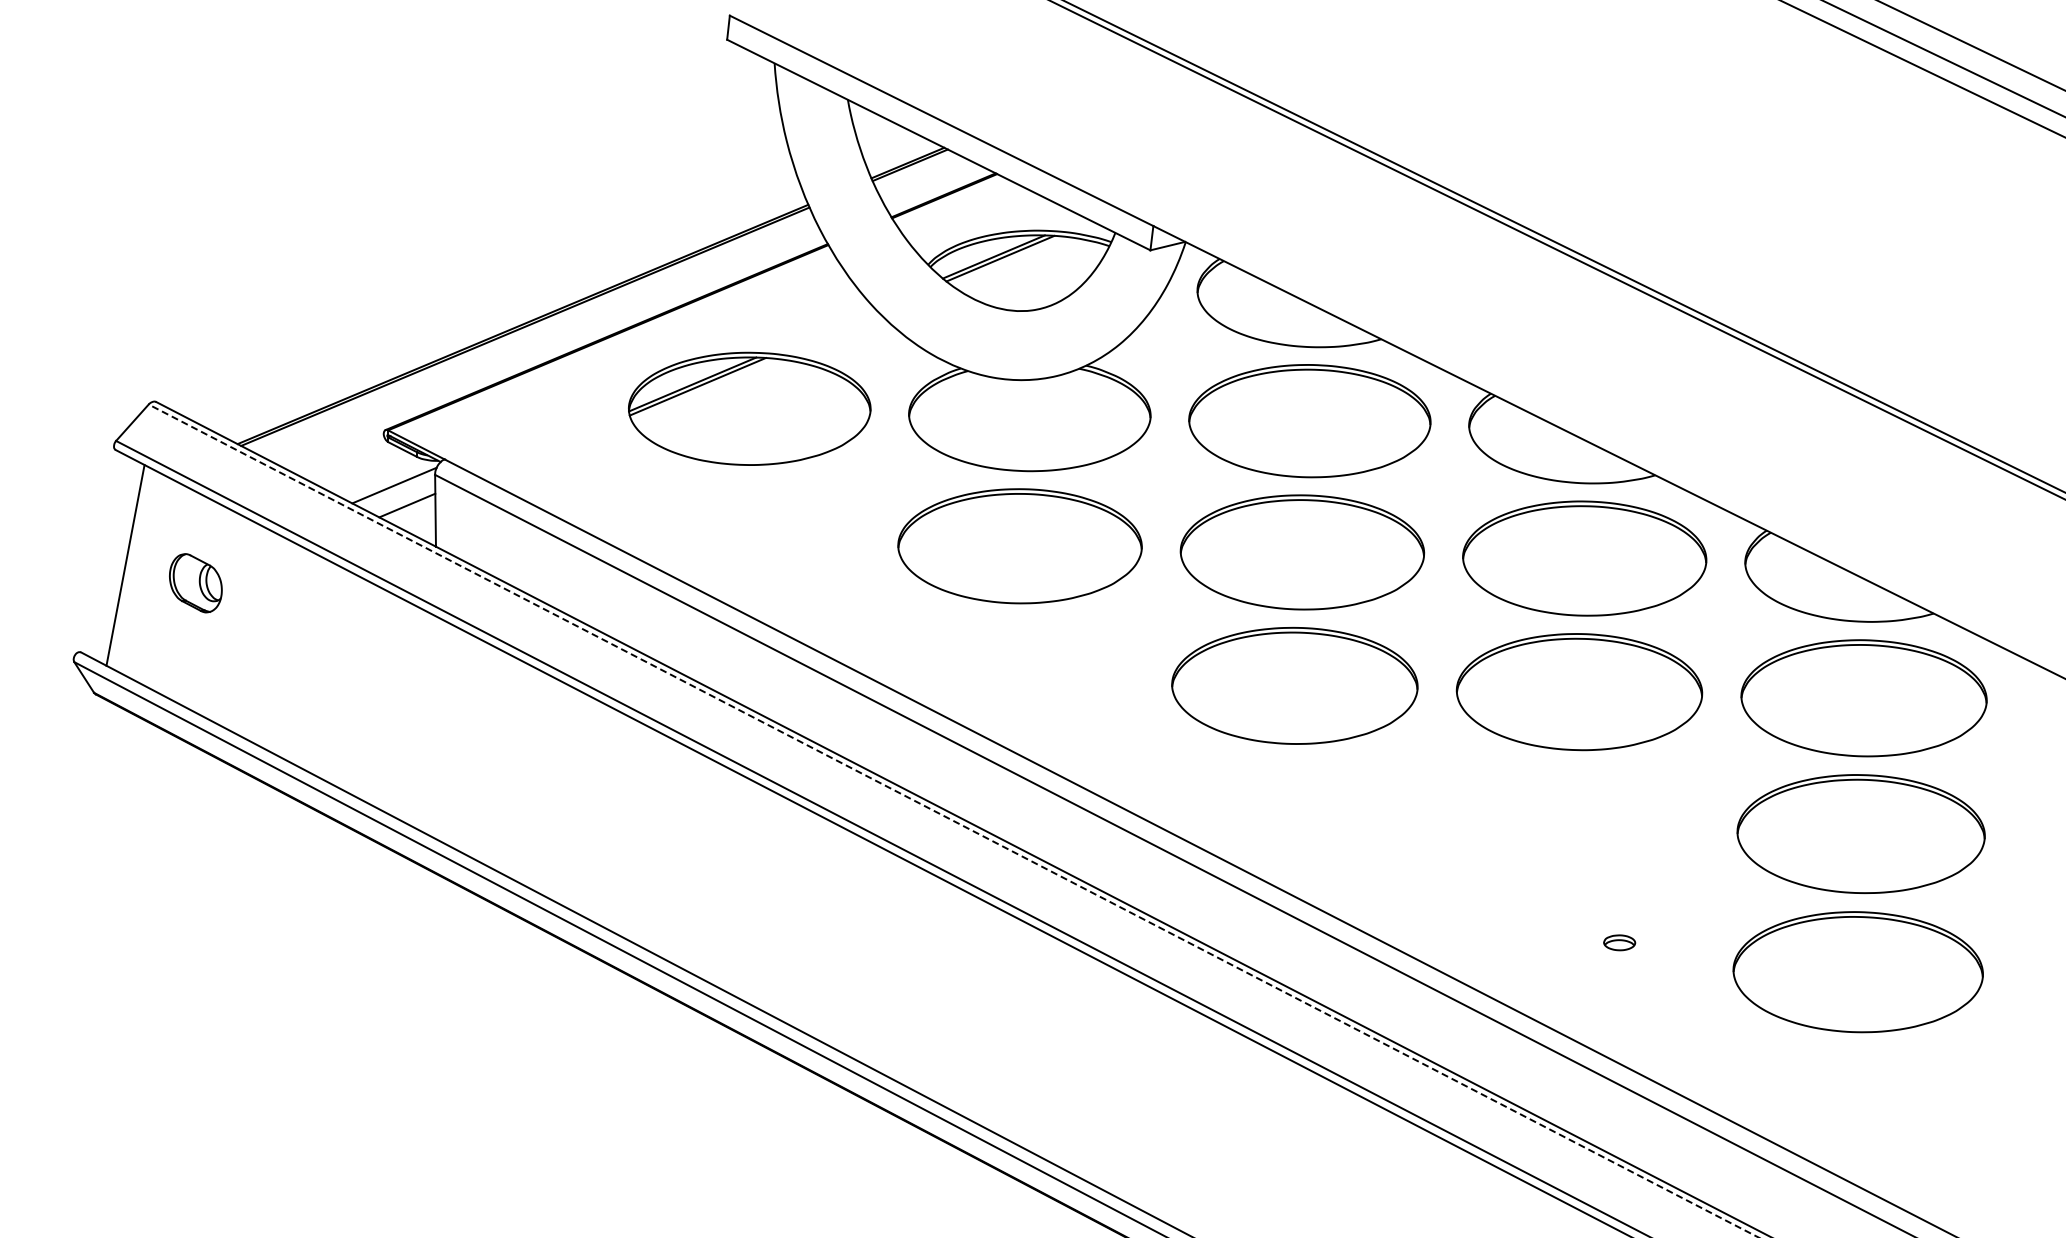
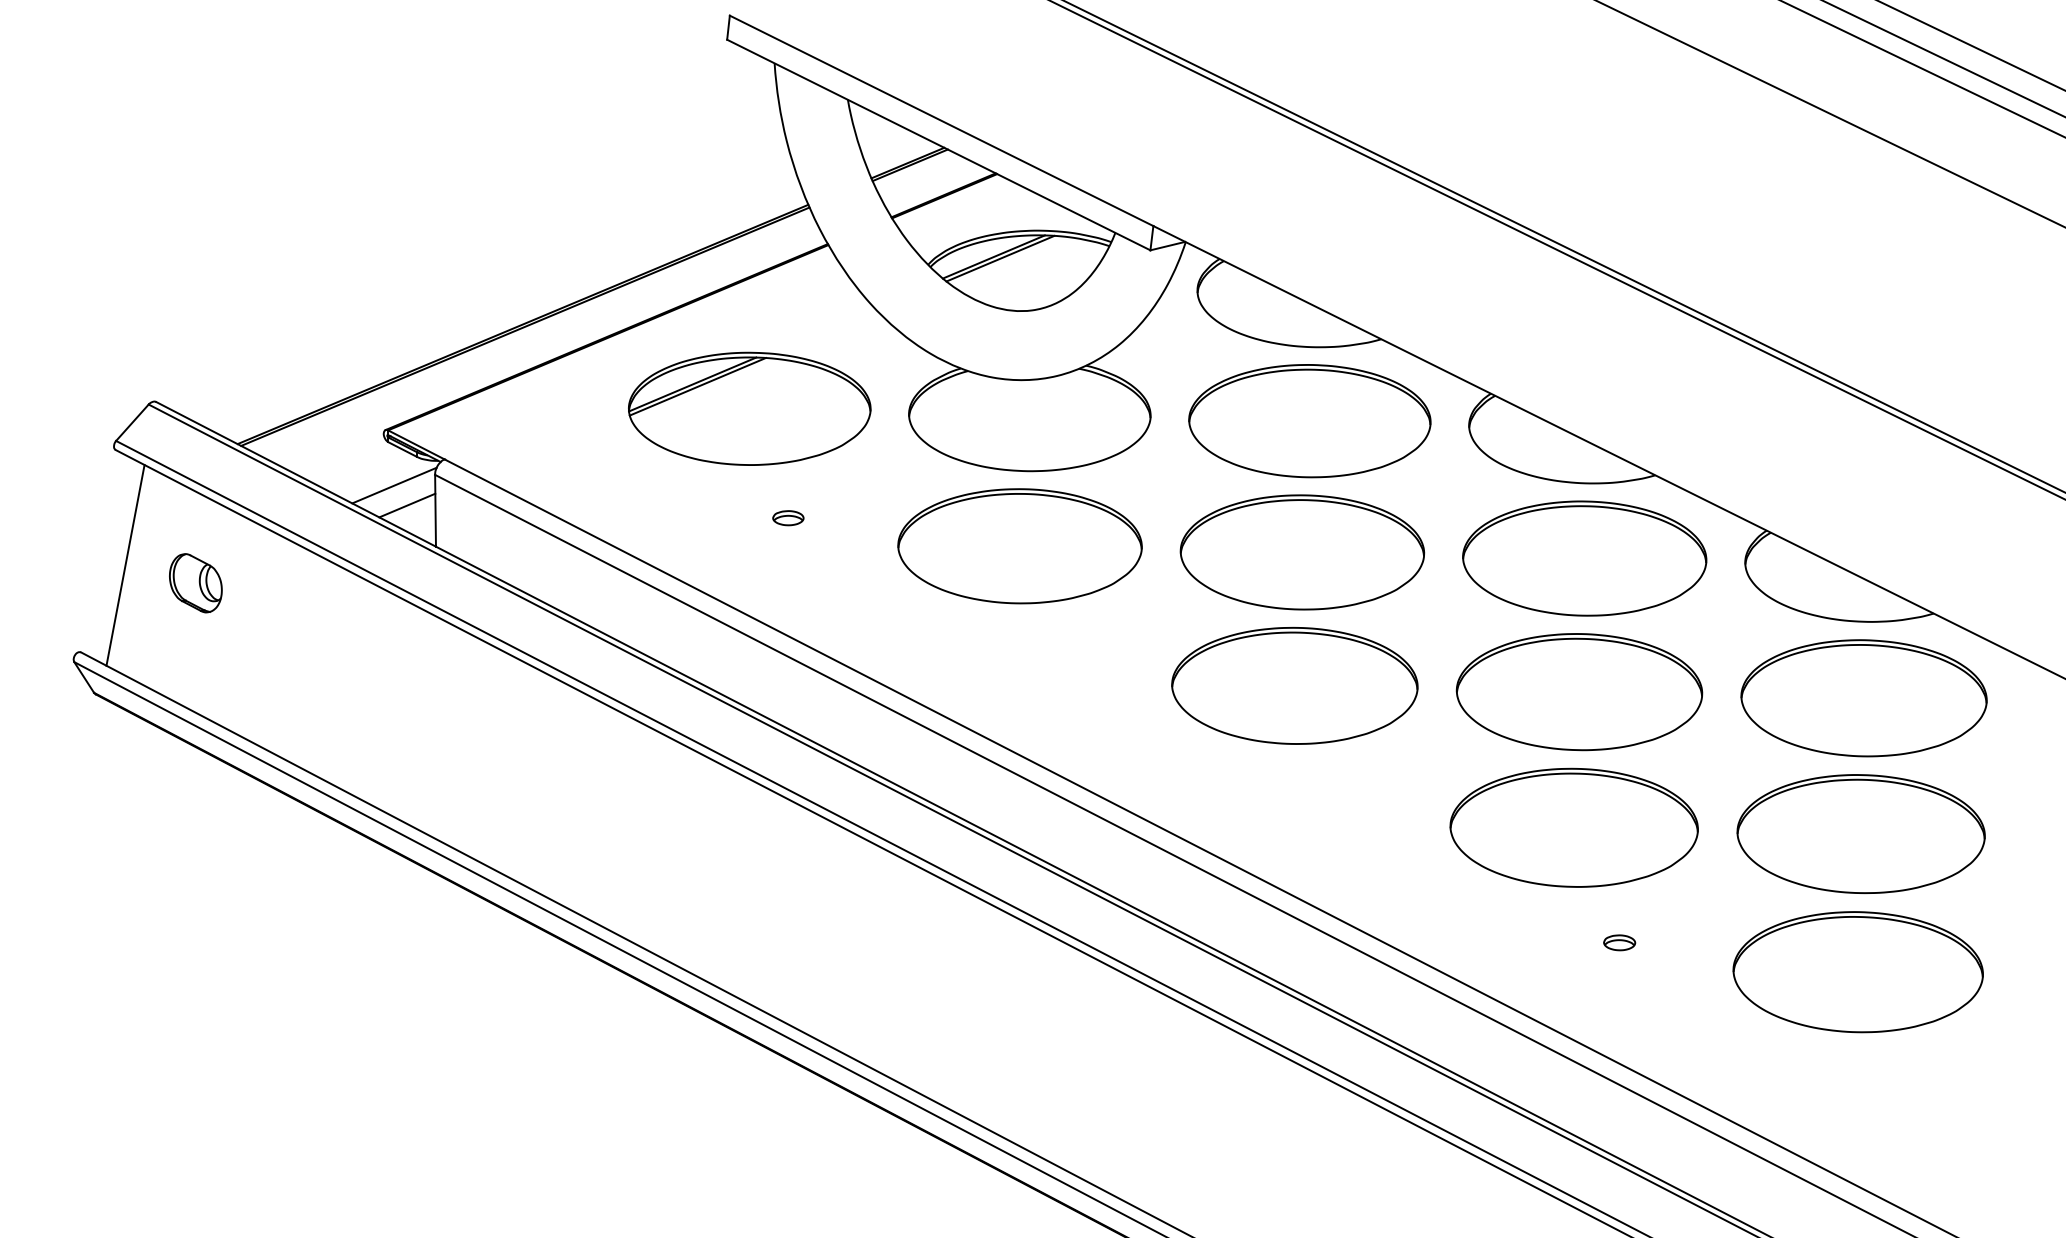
line: none -> present (1830, 113)
part: none -> present (788, 518)
line: dashed -> solid (953, 820)
part: none -> present (1573, 827)
